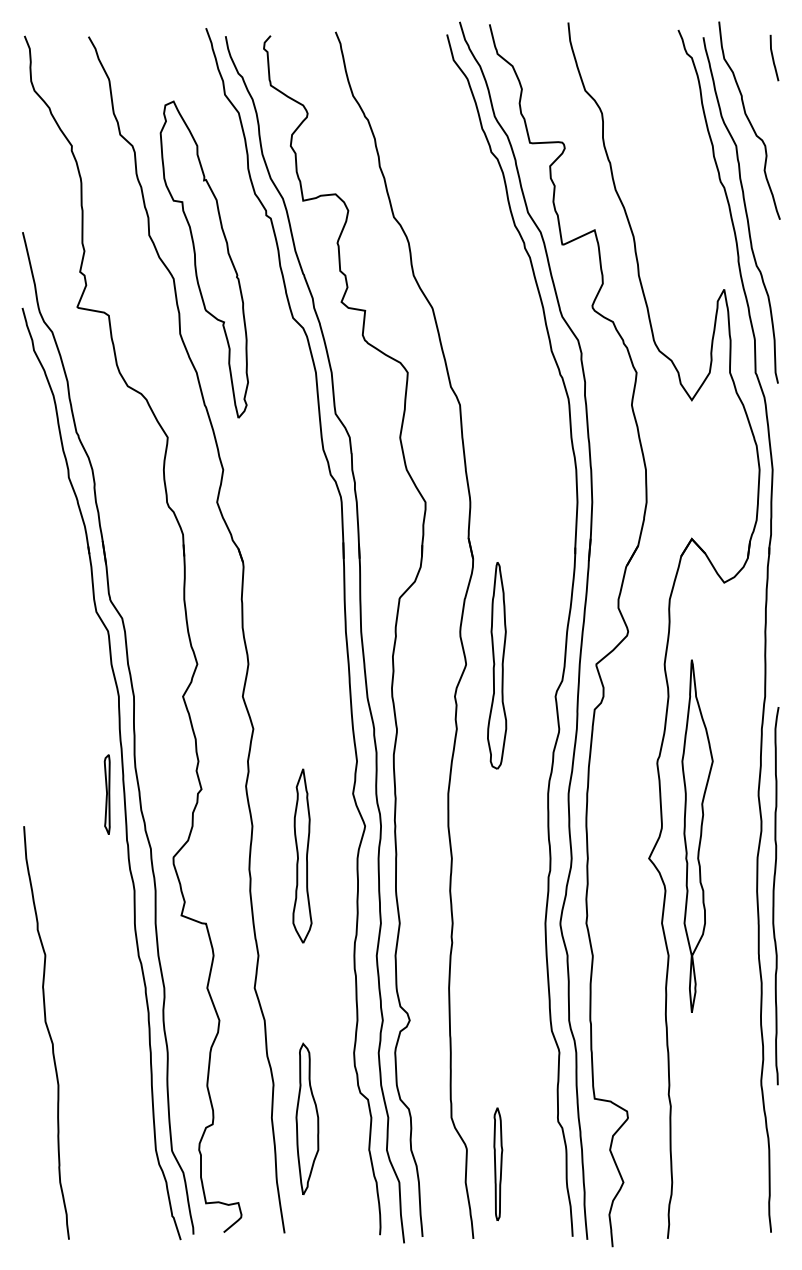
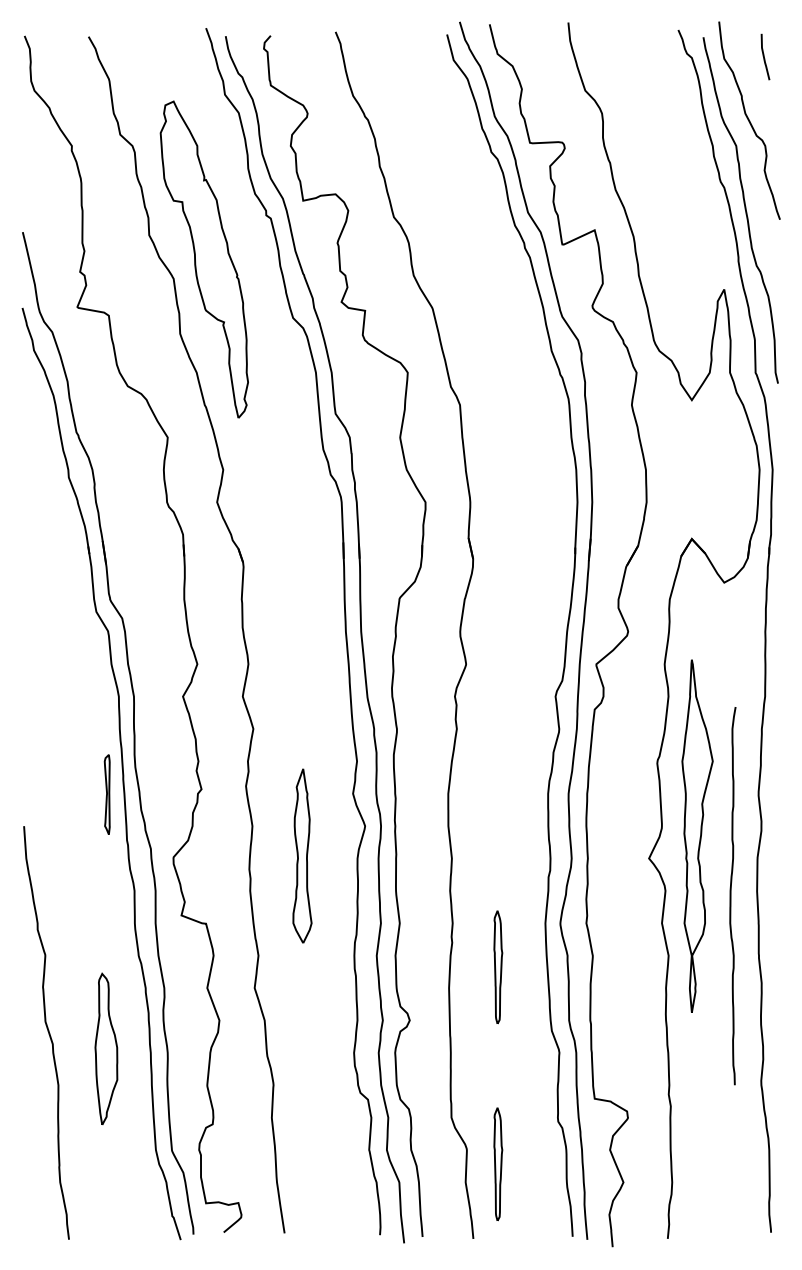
line position: (773, 57) -> (764, 56) (764, 56)
part: present -> none (497, 665)
curve position: (774, 896) -> (731, 896) (731, 896)
part: none -> present (498, 967)
part position: (307, 1118) -> (106, 1048) (106, 1048)
